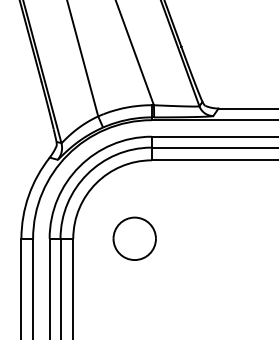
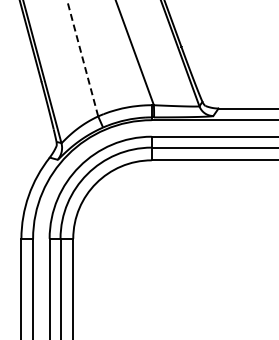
line: solid -> dashed (82, 58)
part: present -> none (134, 238)
